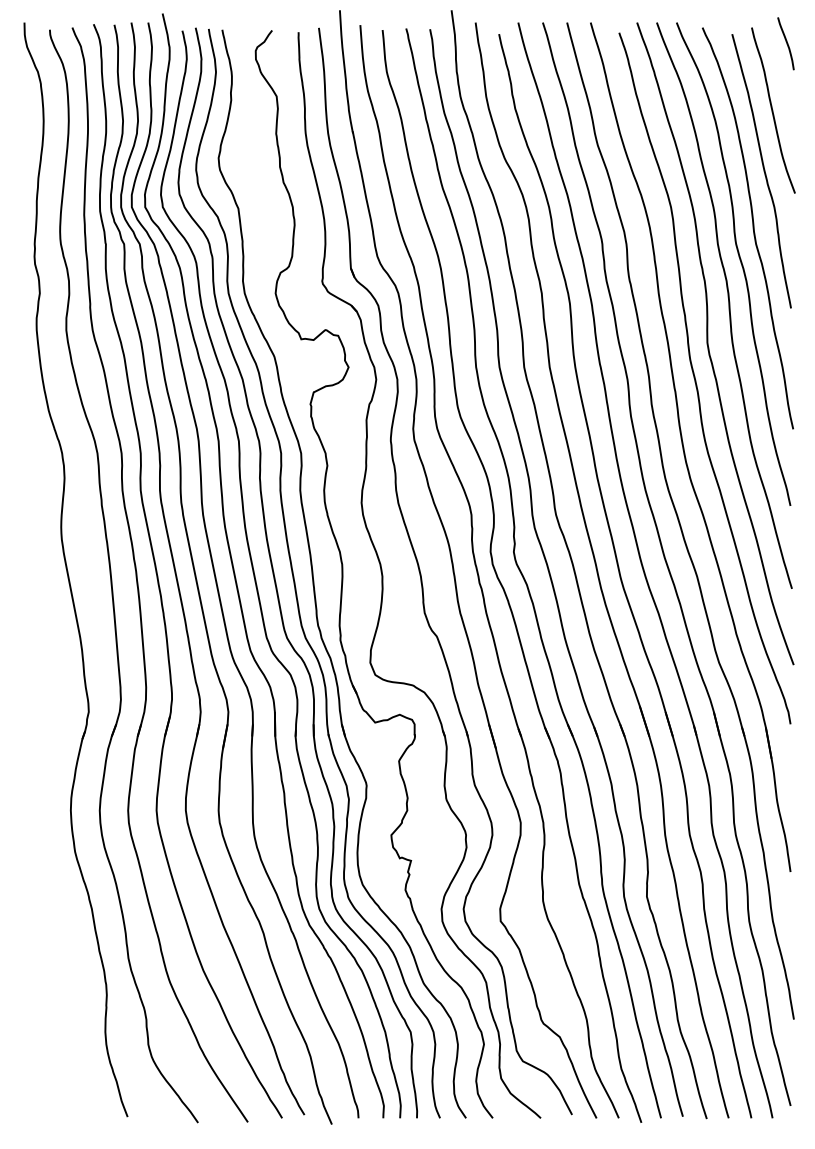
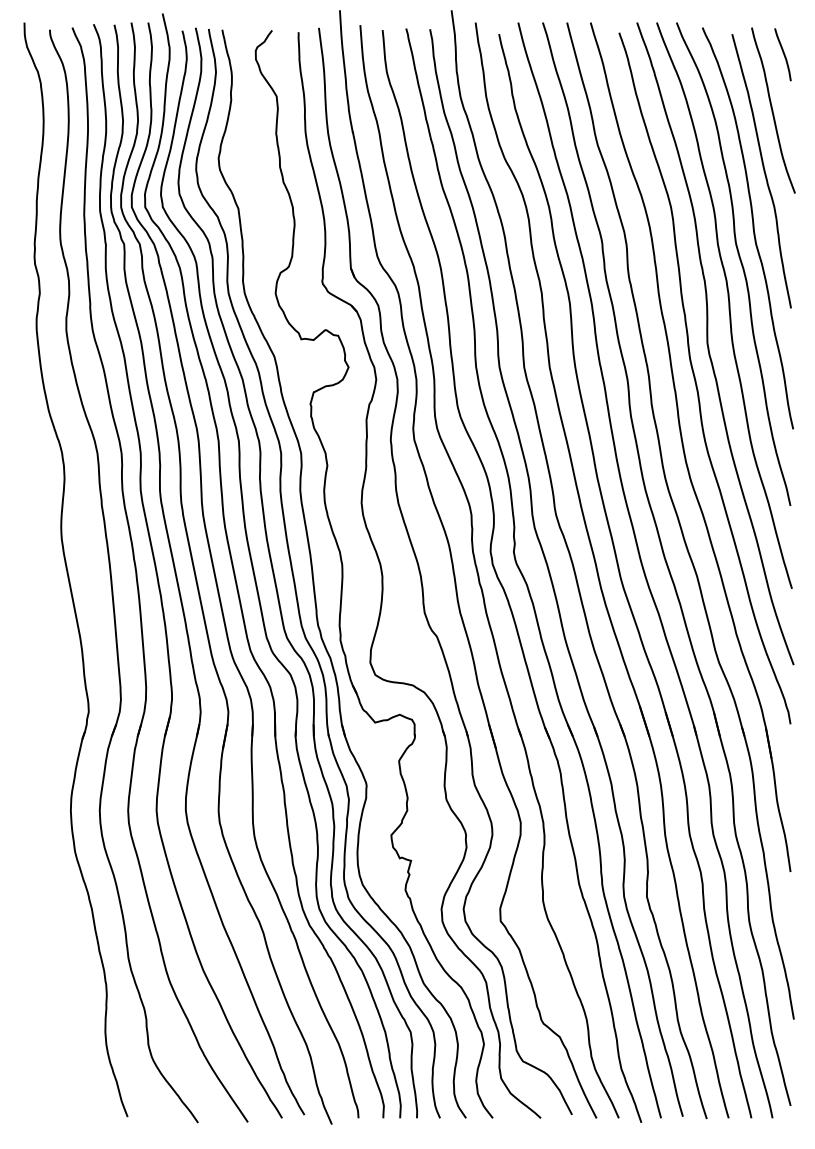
curve position: (786, 43) -> (783, 54) (783, 54)
